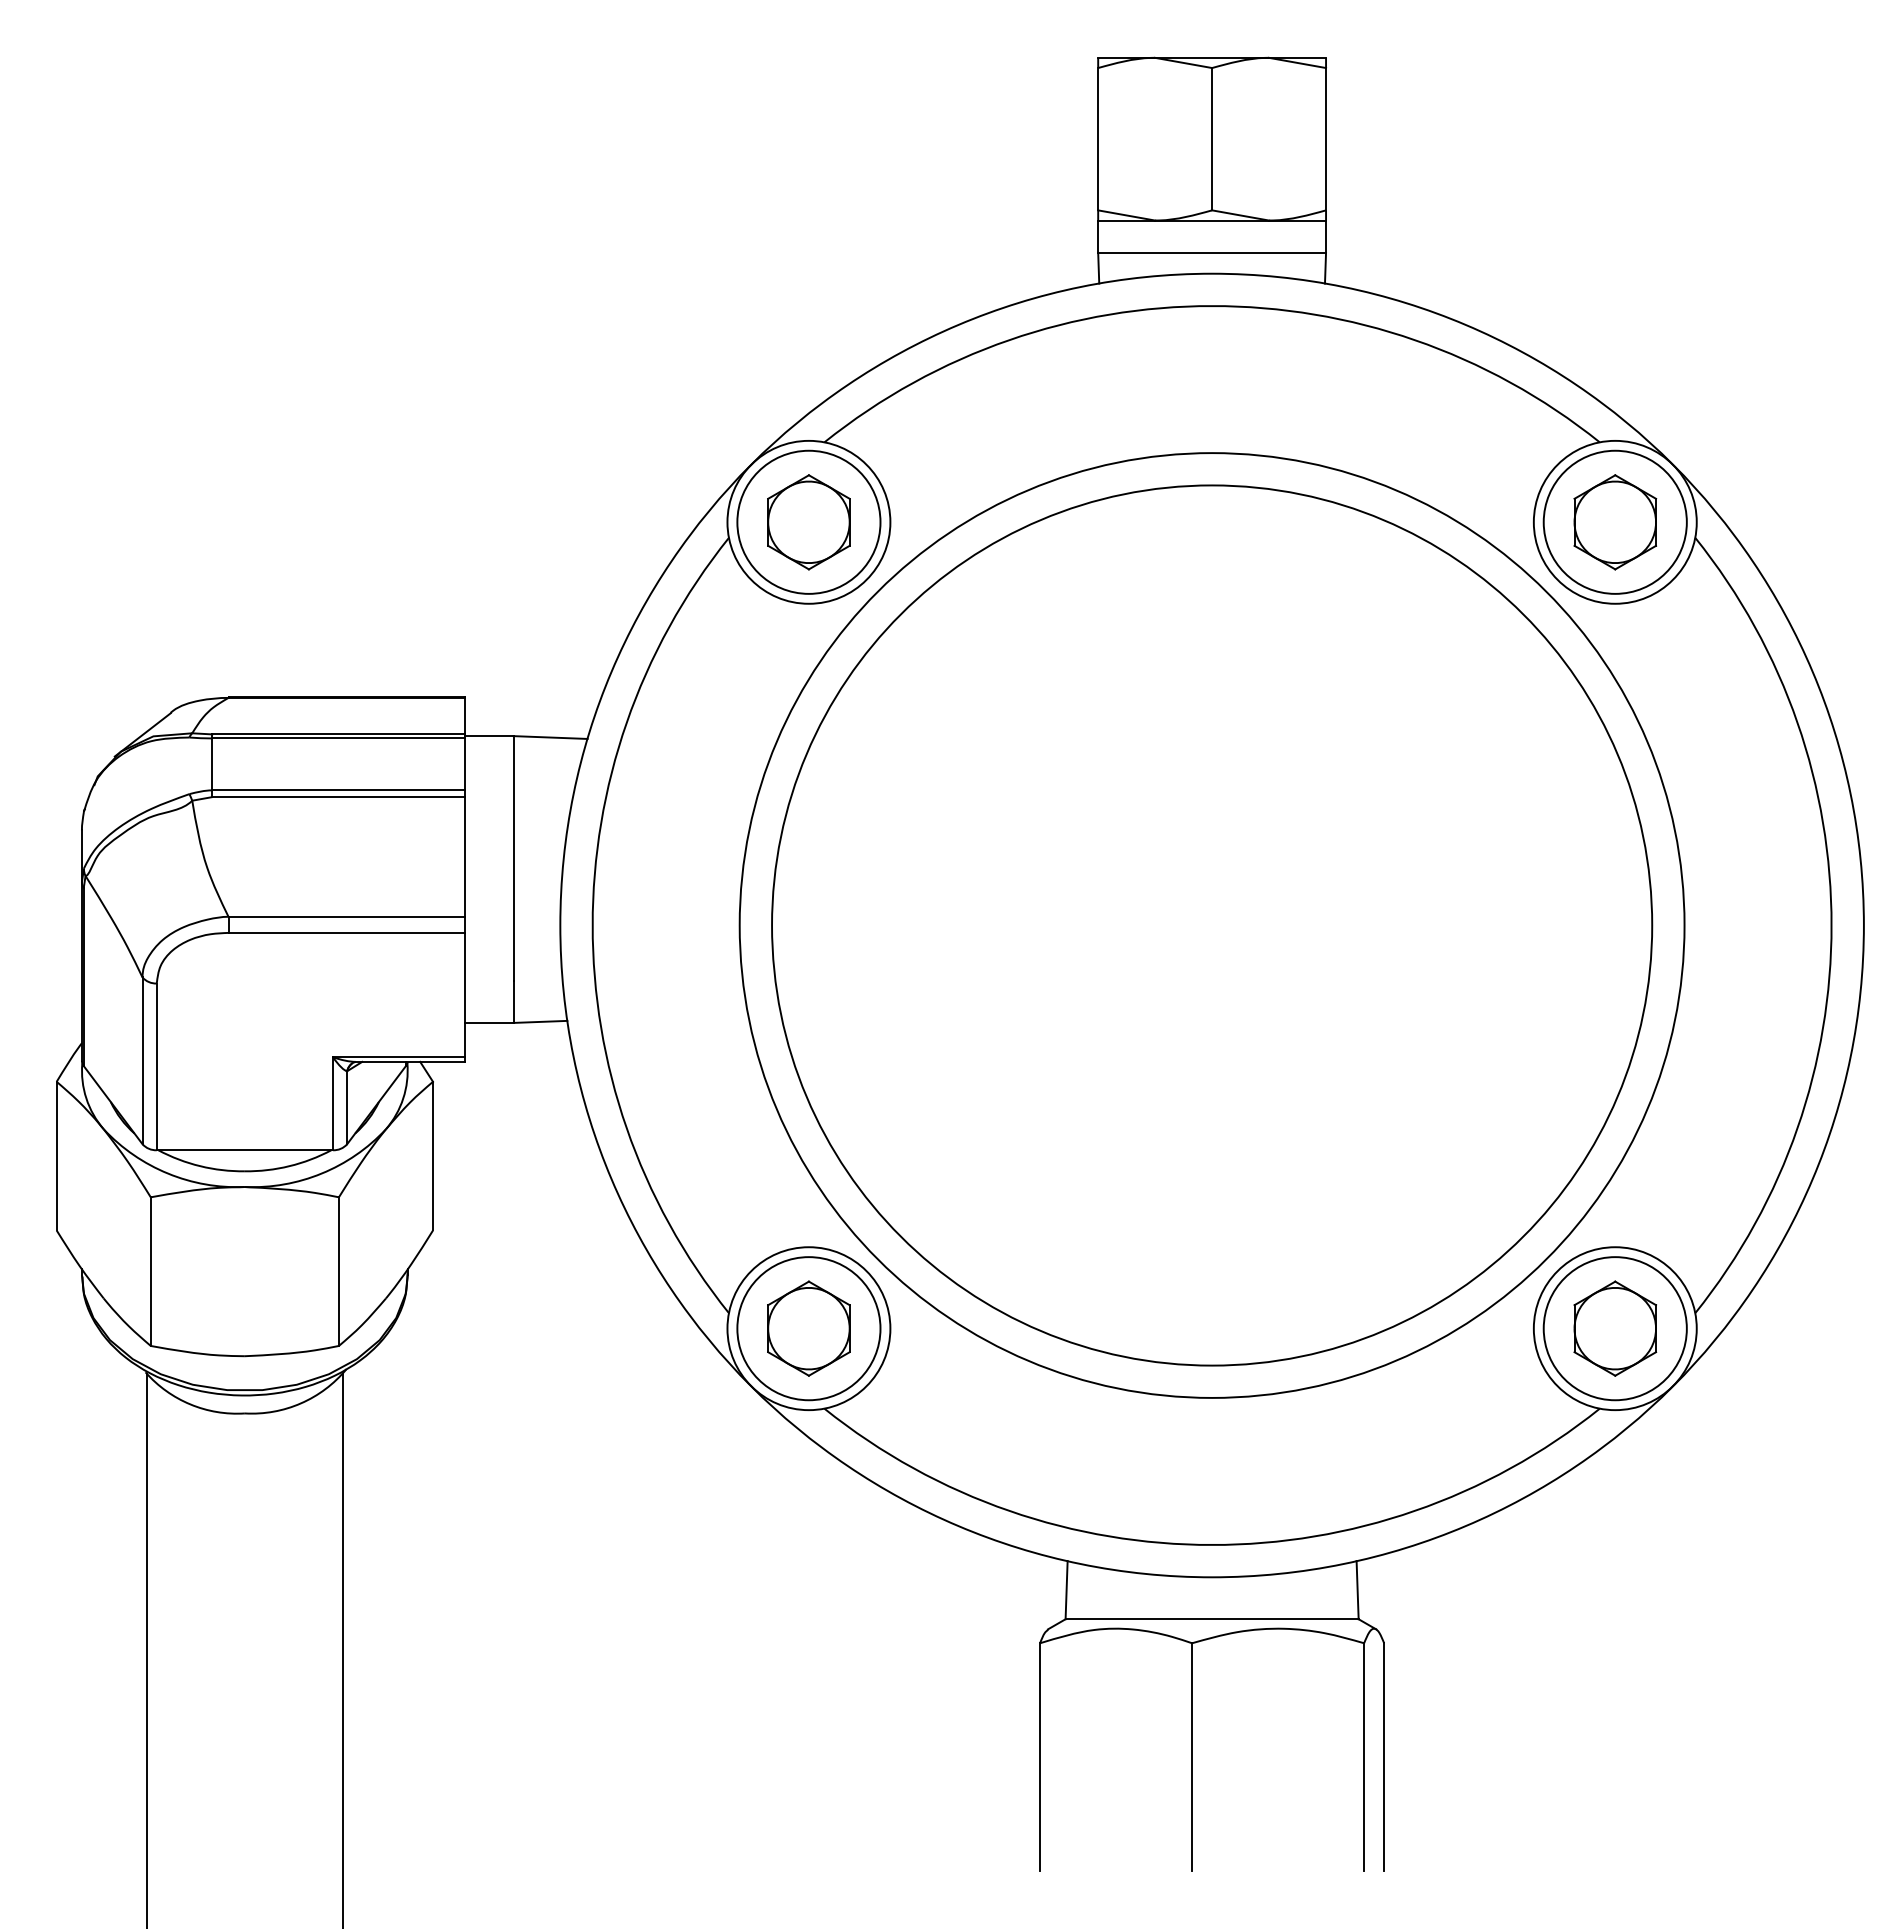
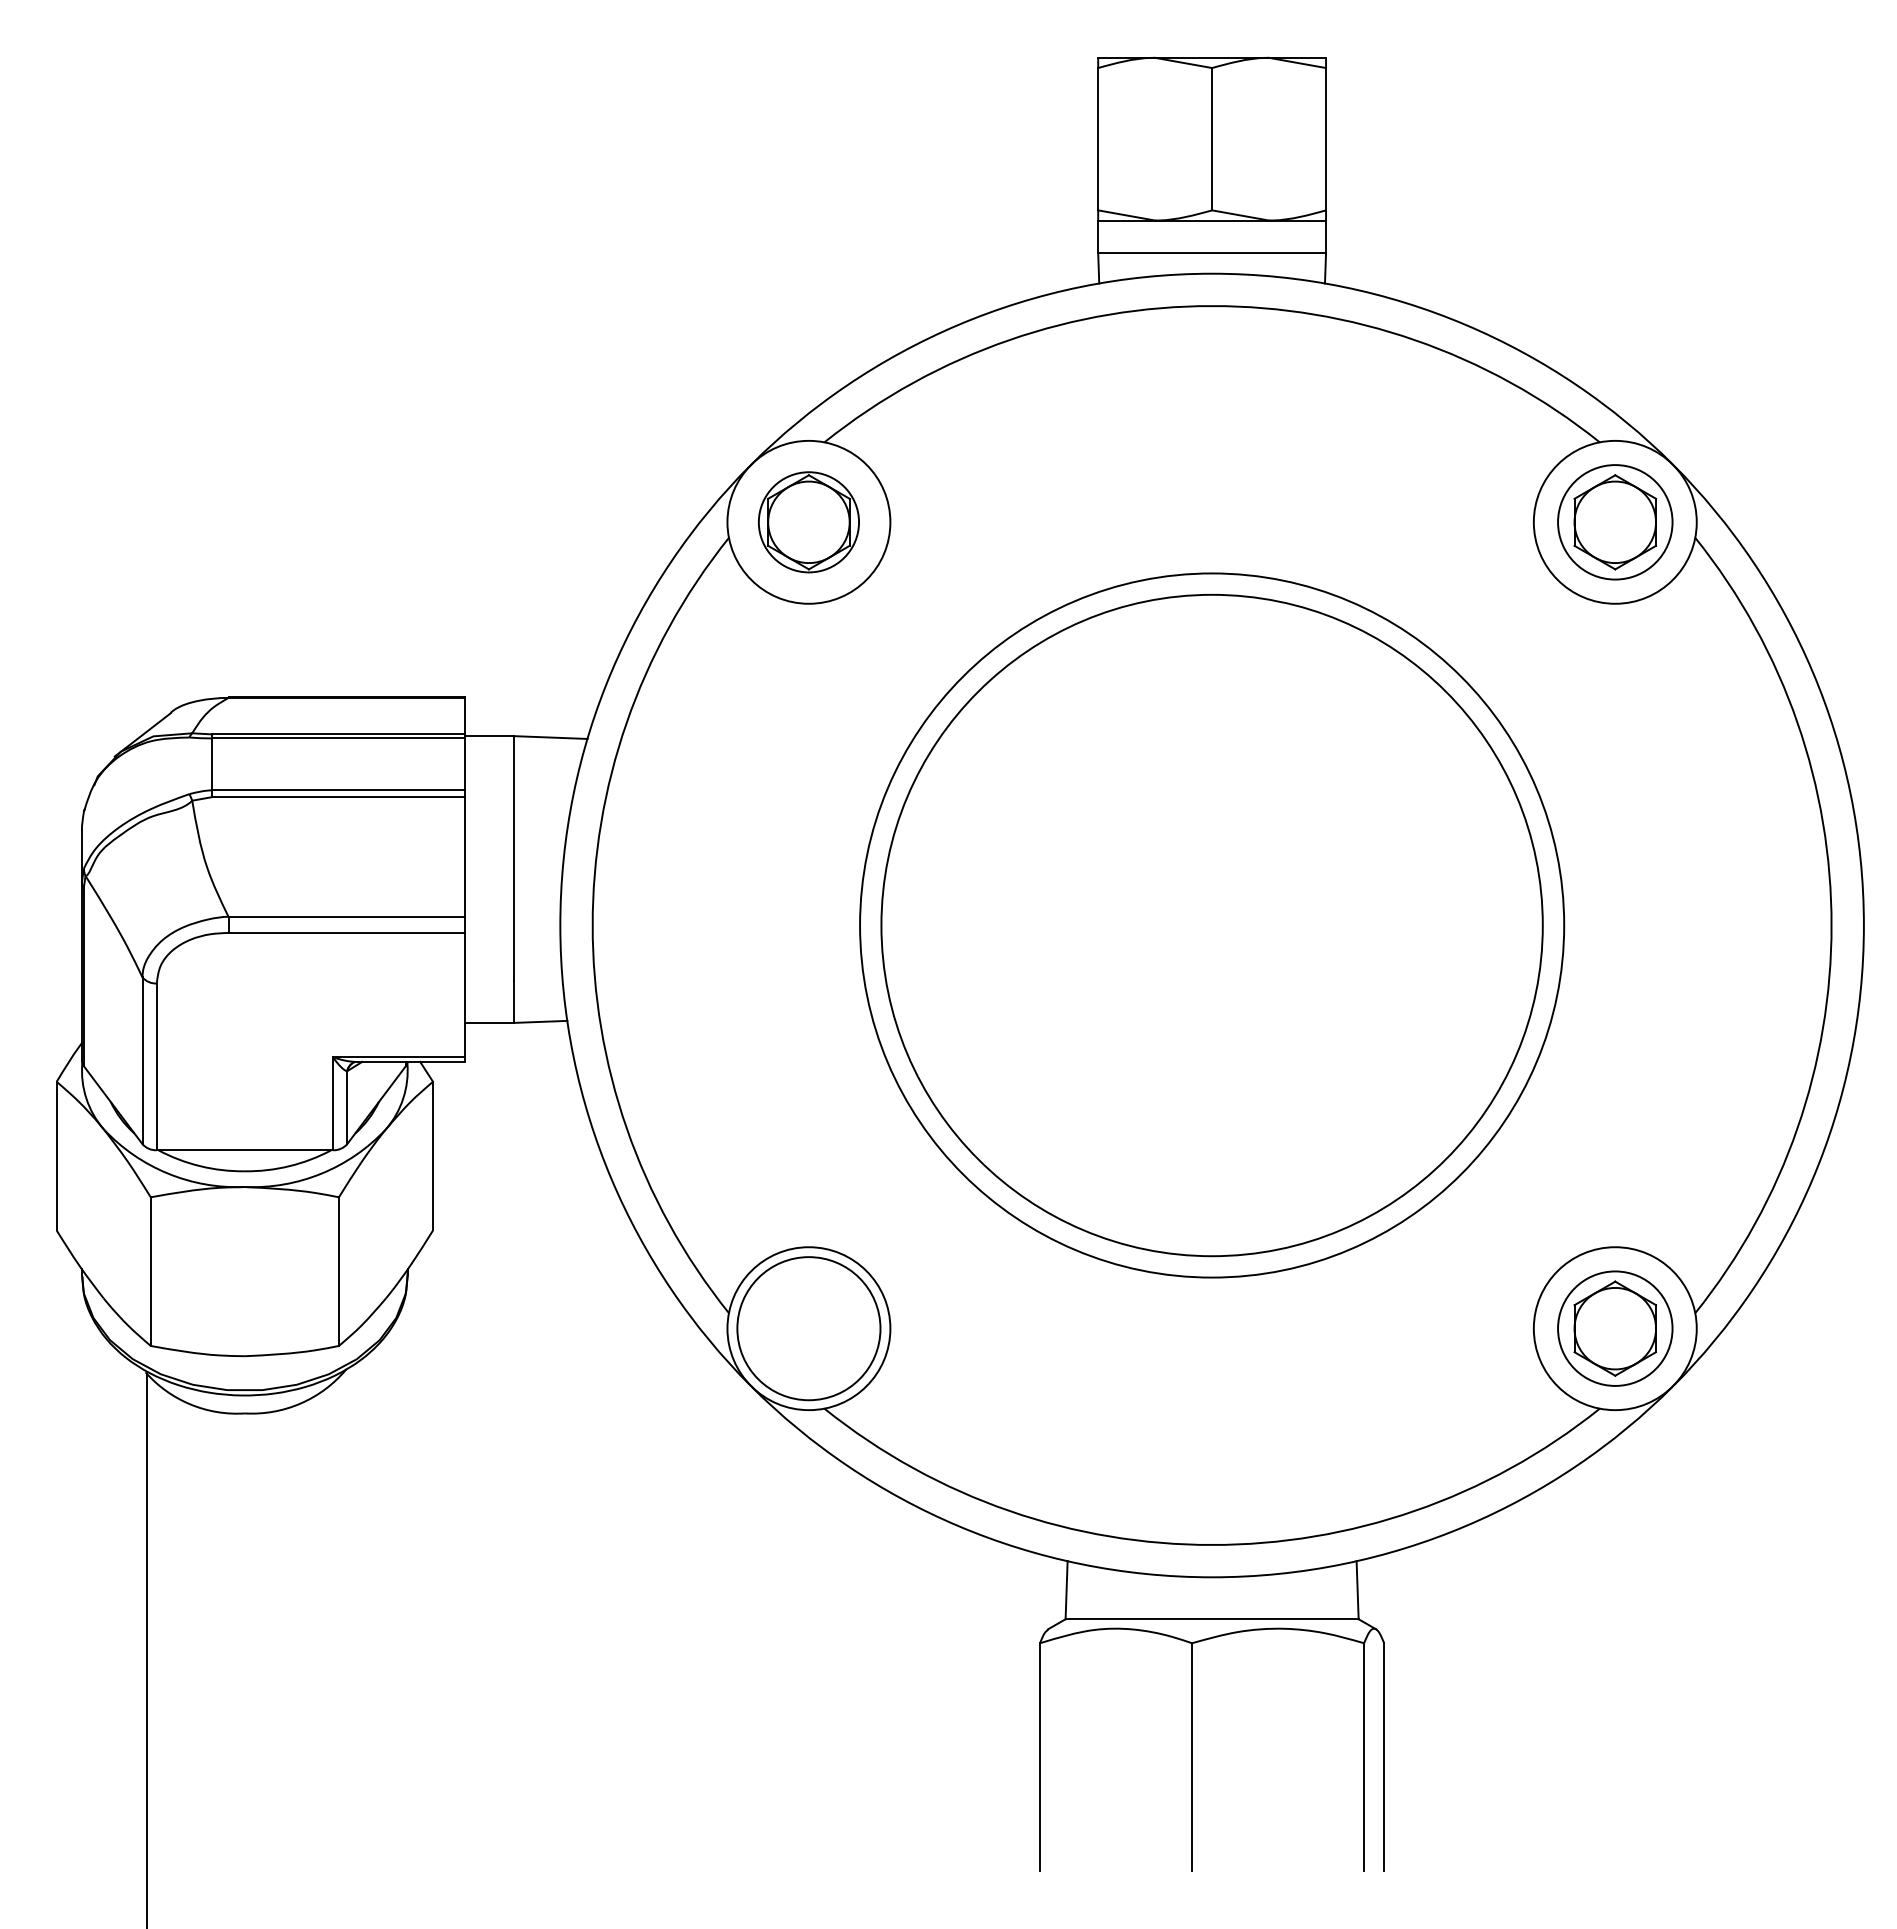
circle diameter: 143 px -> 100 px (808, 522)
circle diameter: 143 px -> 114 px (1615, 522)
circle diameter: 945 px -> 661 px (1211, 925)
circle diameter: 880 px -> 704 px (1212, 925)
part: present -> none (808, 1328)
circle diameter: 143 px -> 114 px (1615, 1328)
line: present -> none (342, 1649)
